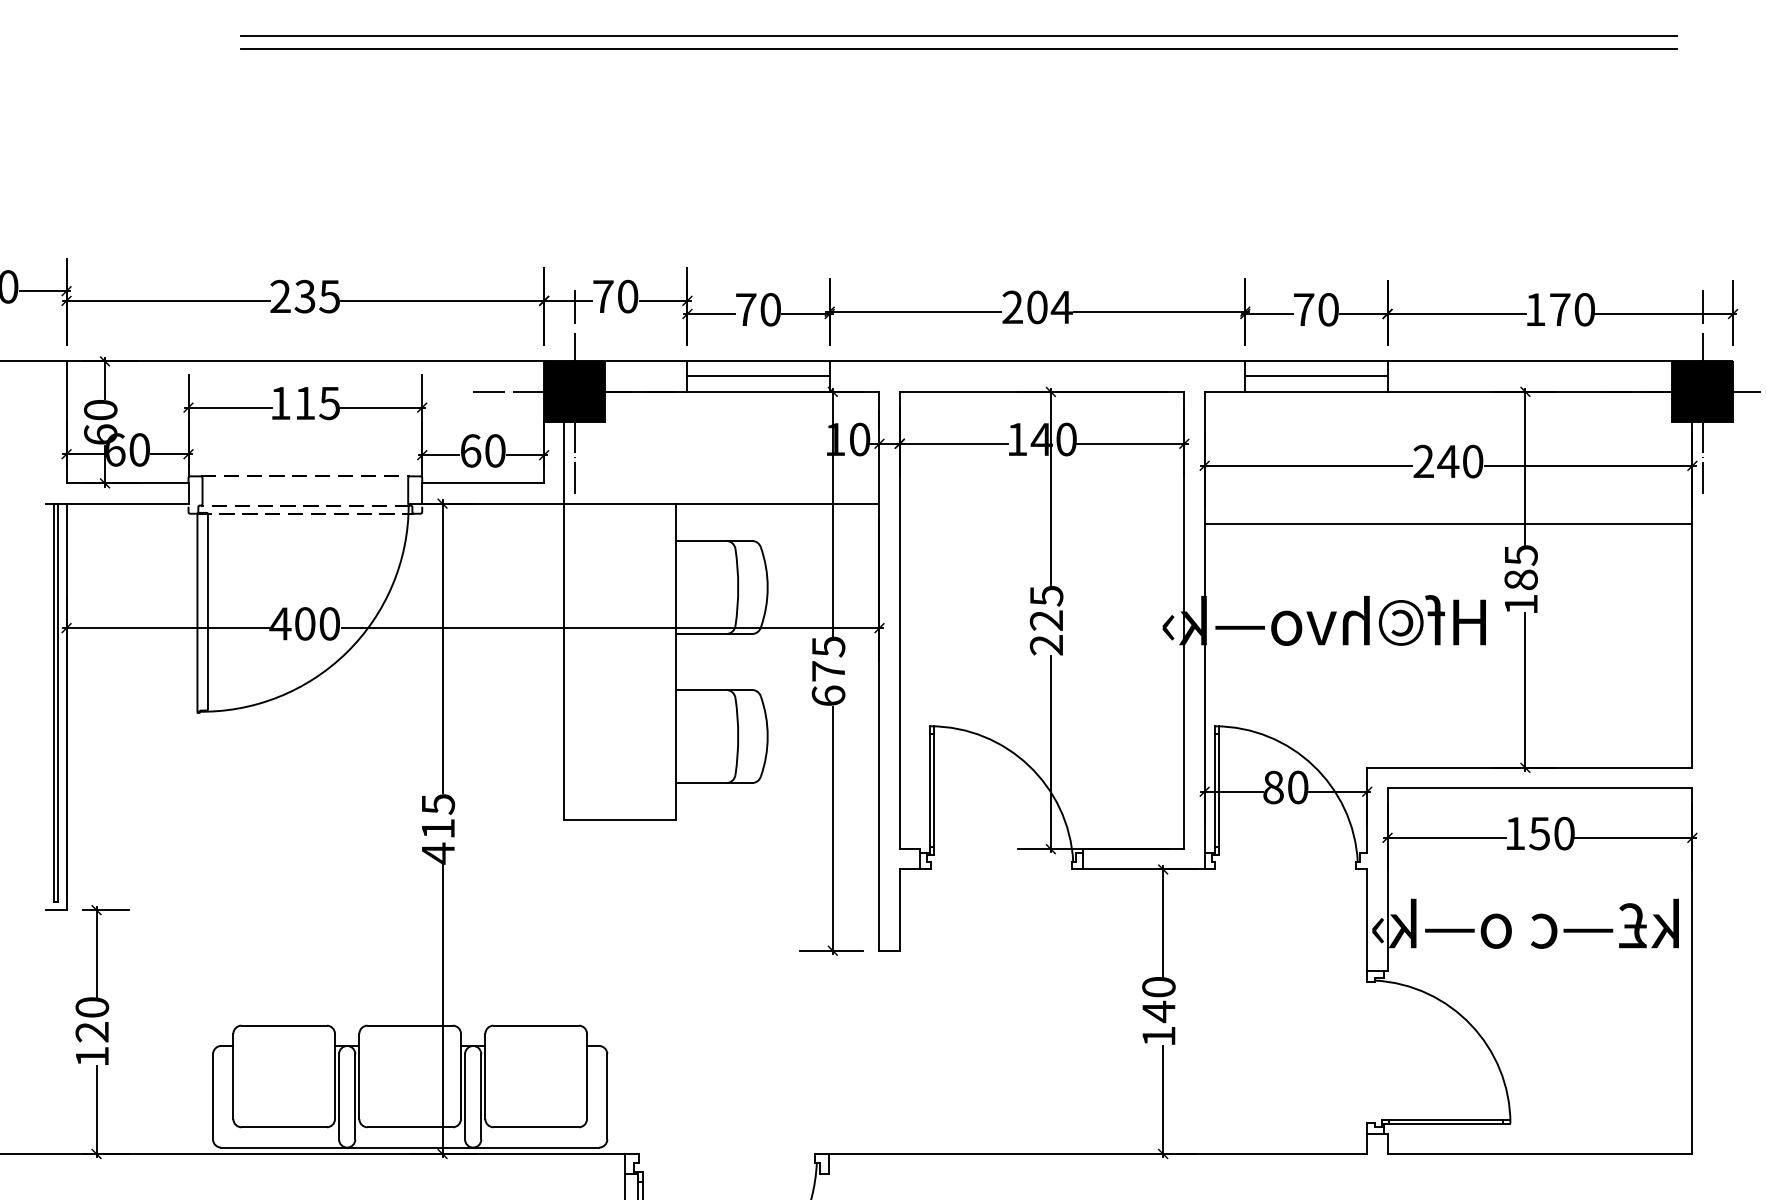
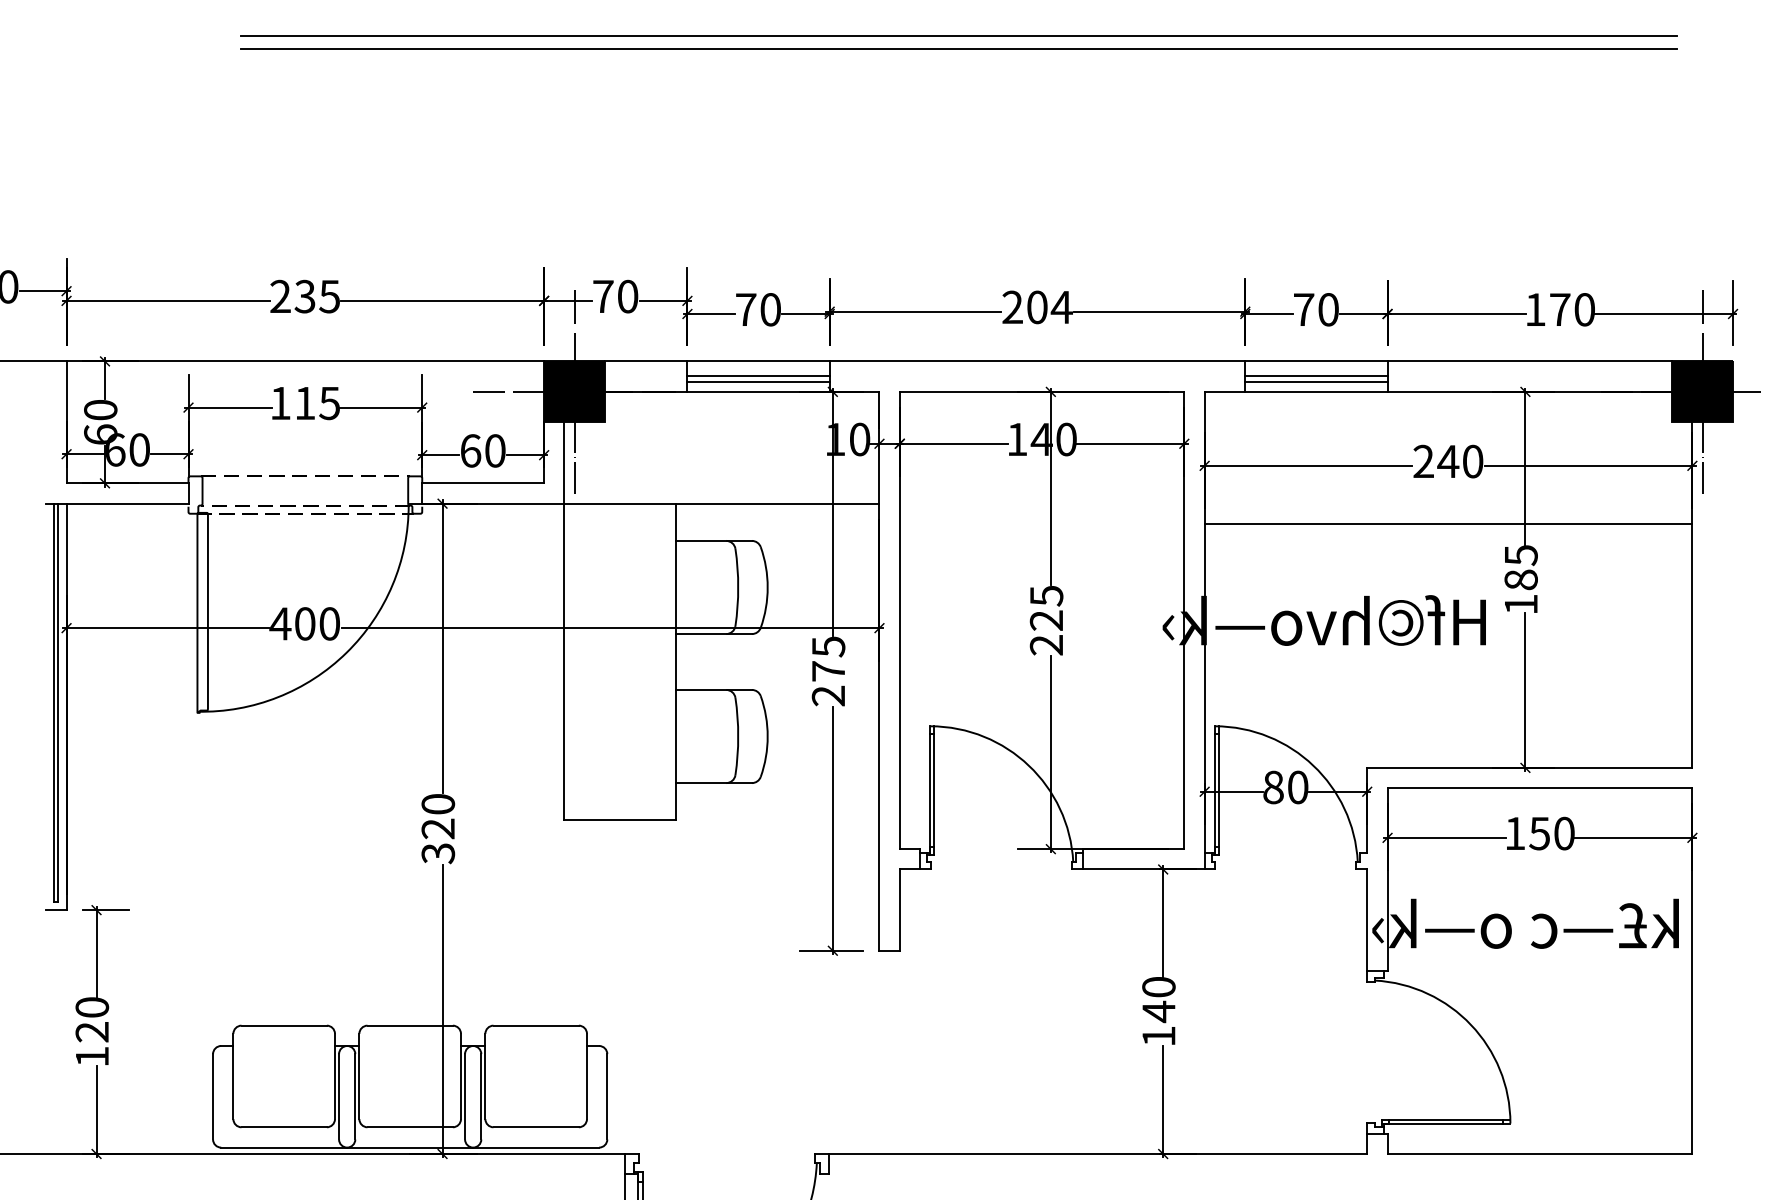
line: none -> present (758, 381)
line: none -> present (1316, 381)
text: 675 -> 275 (828, 695)
text: 415 -> 320 (438, 829)
